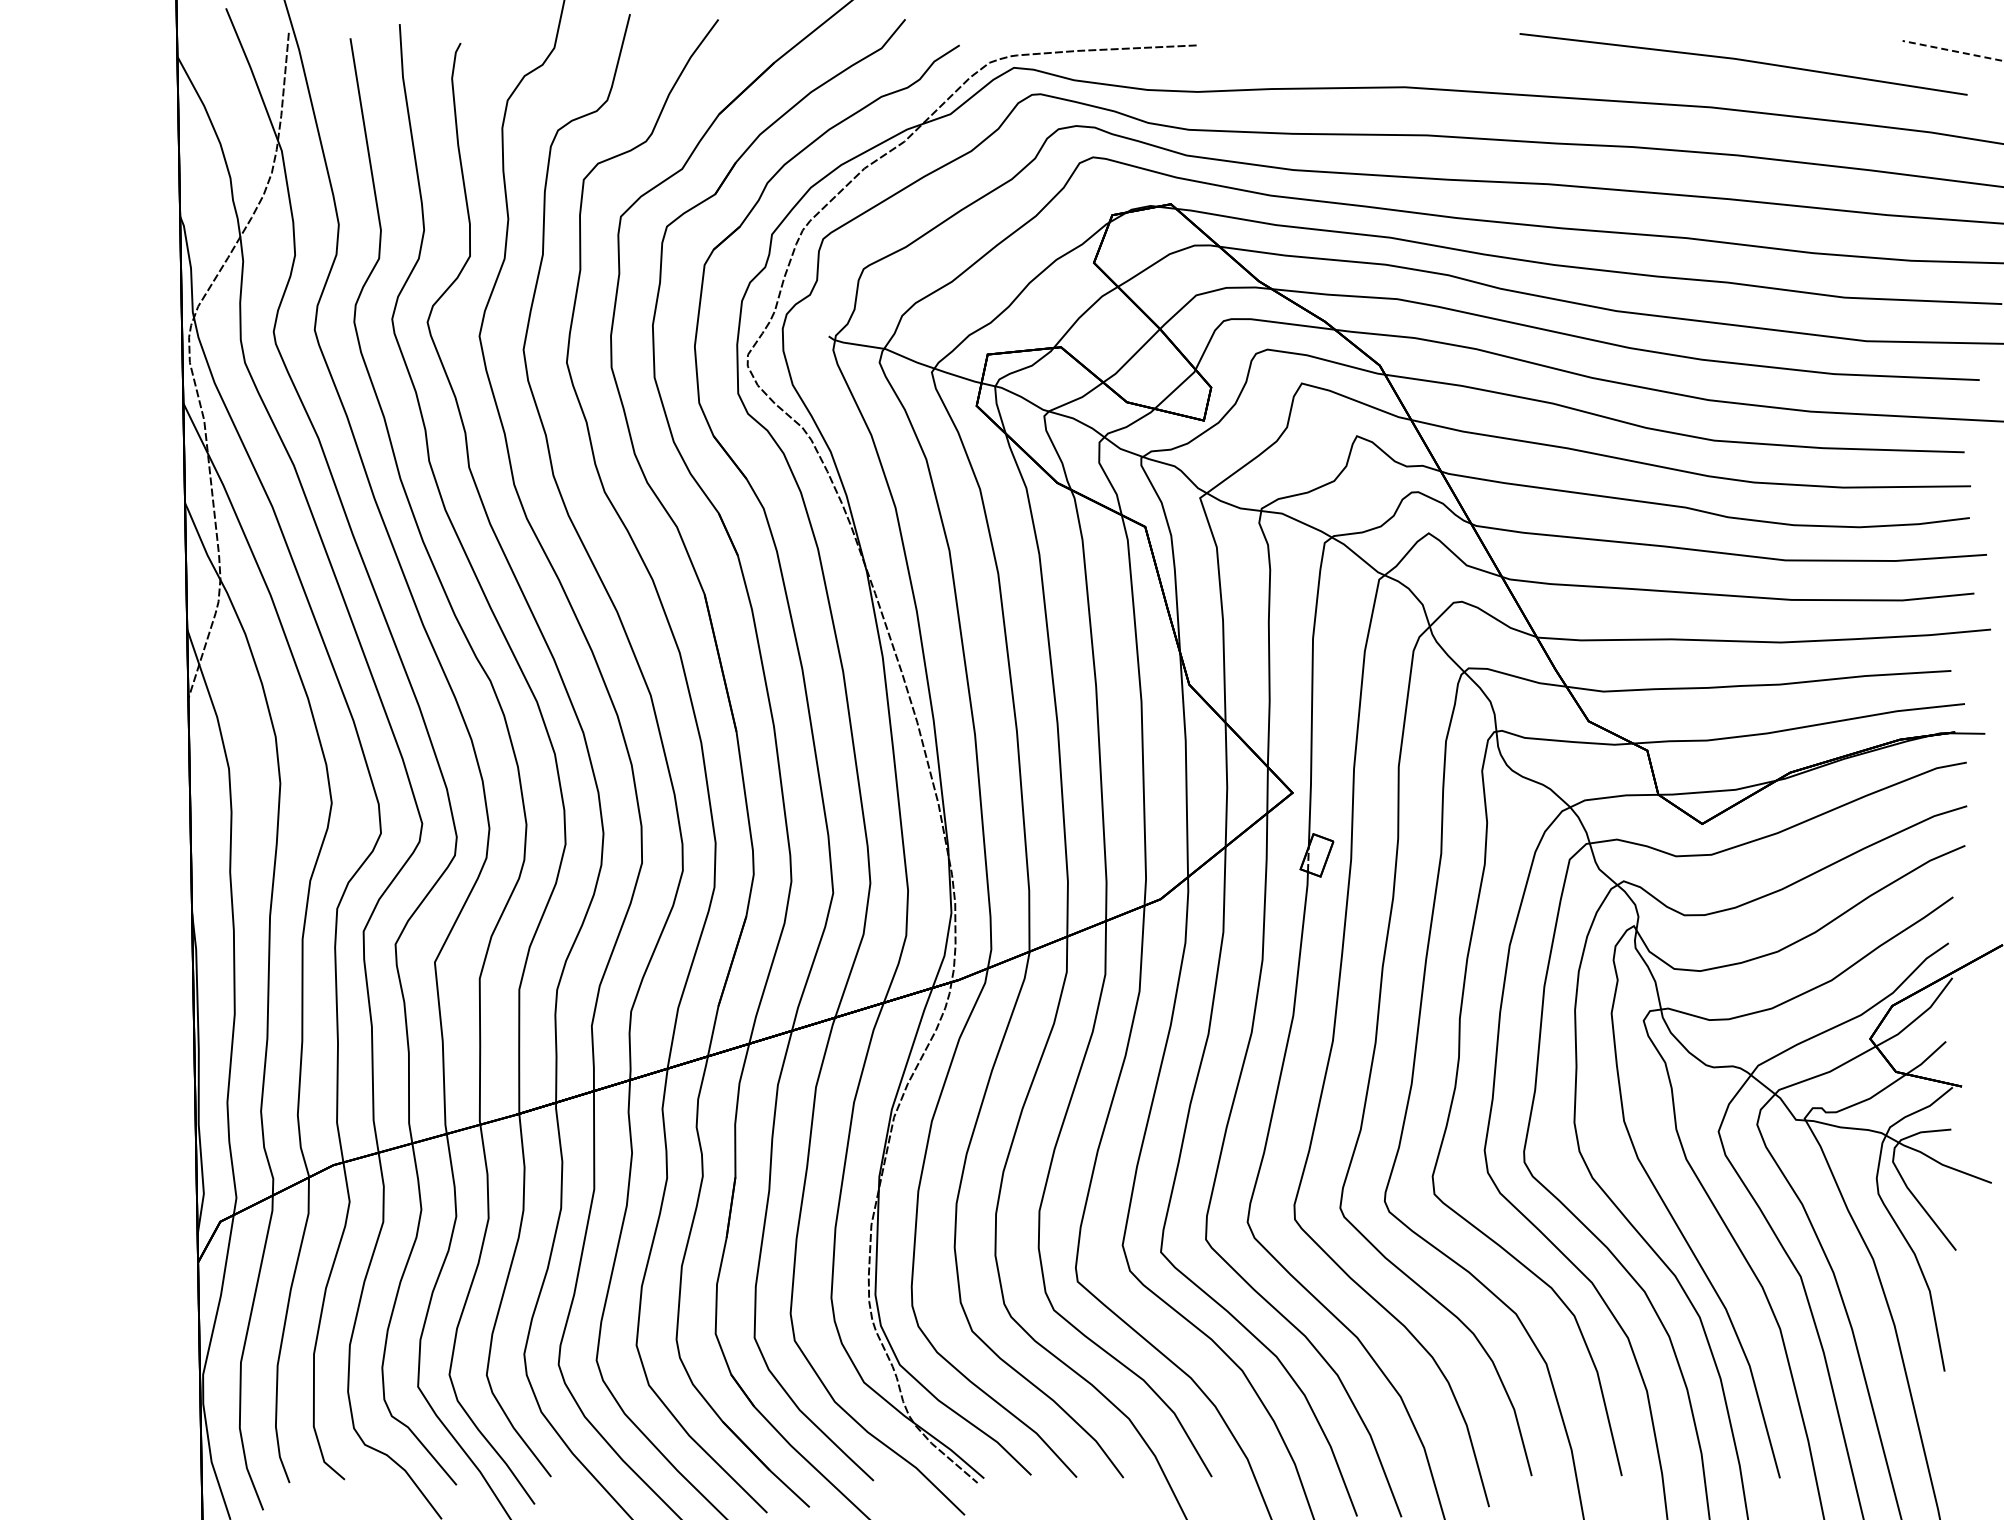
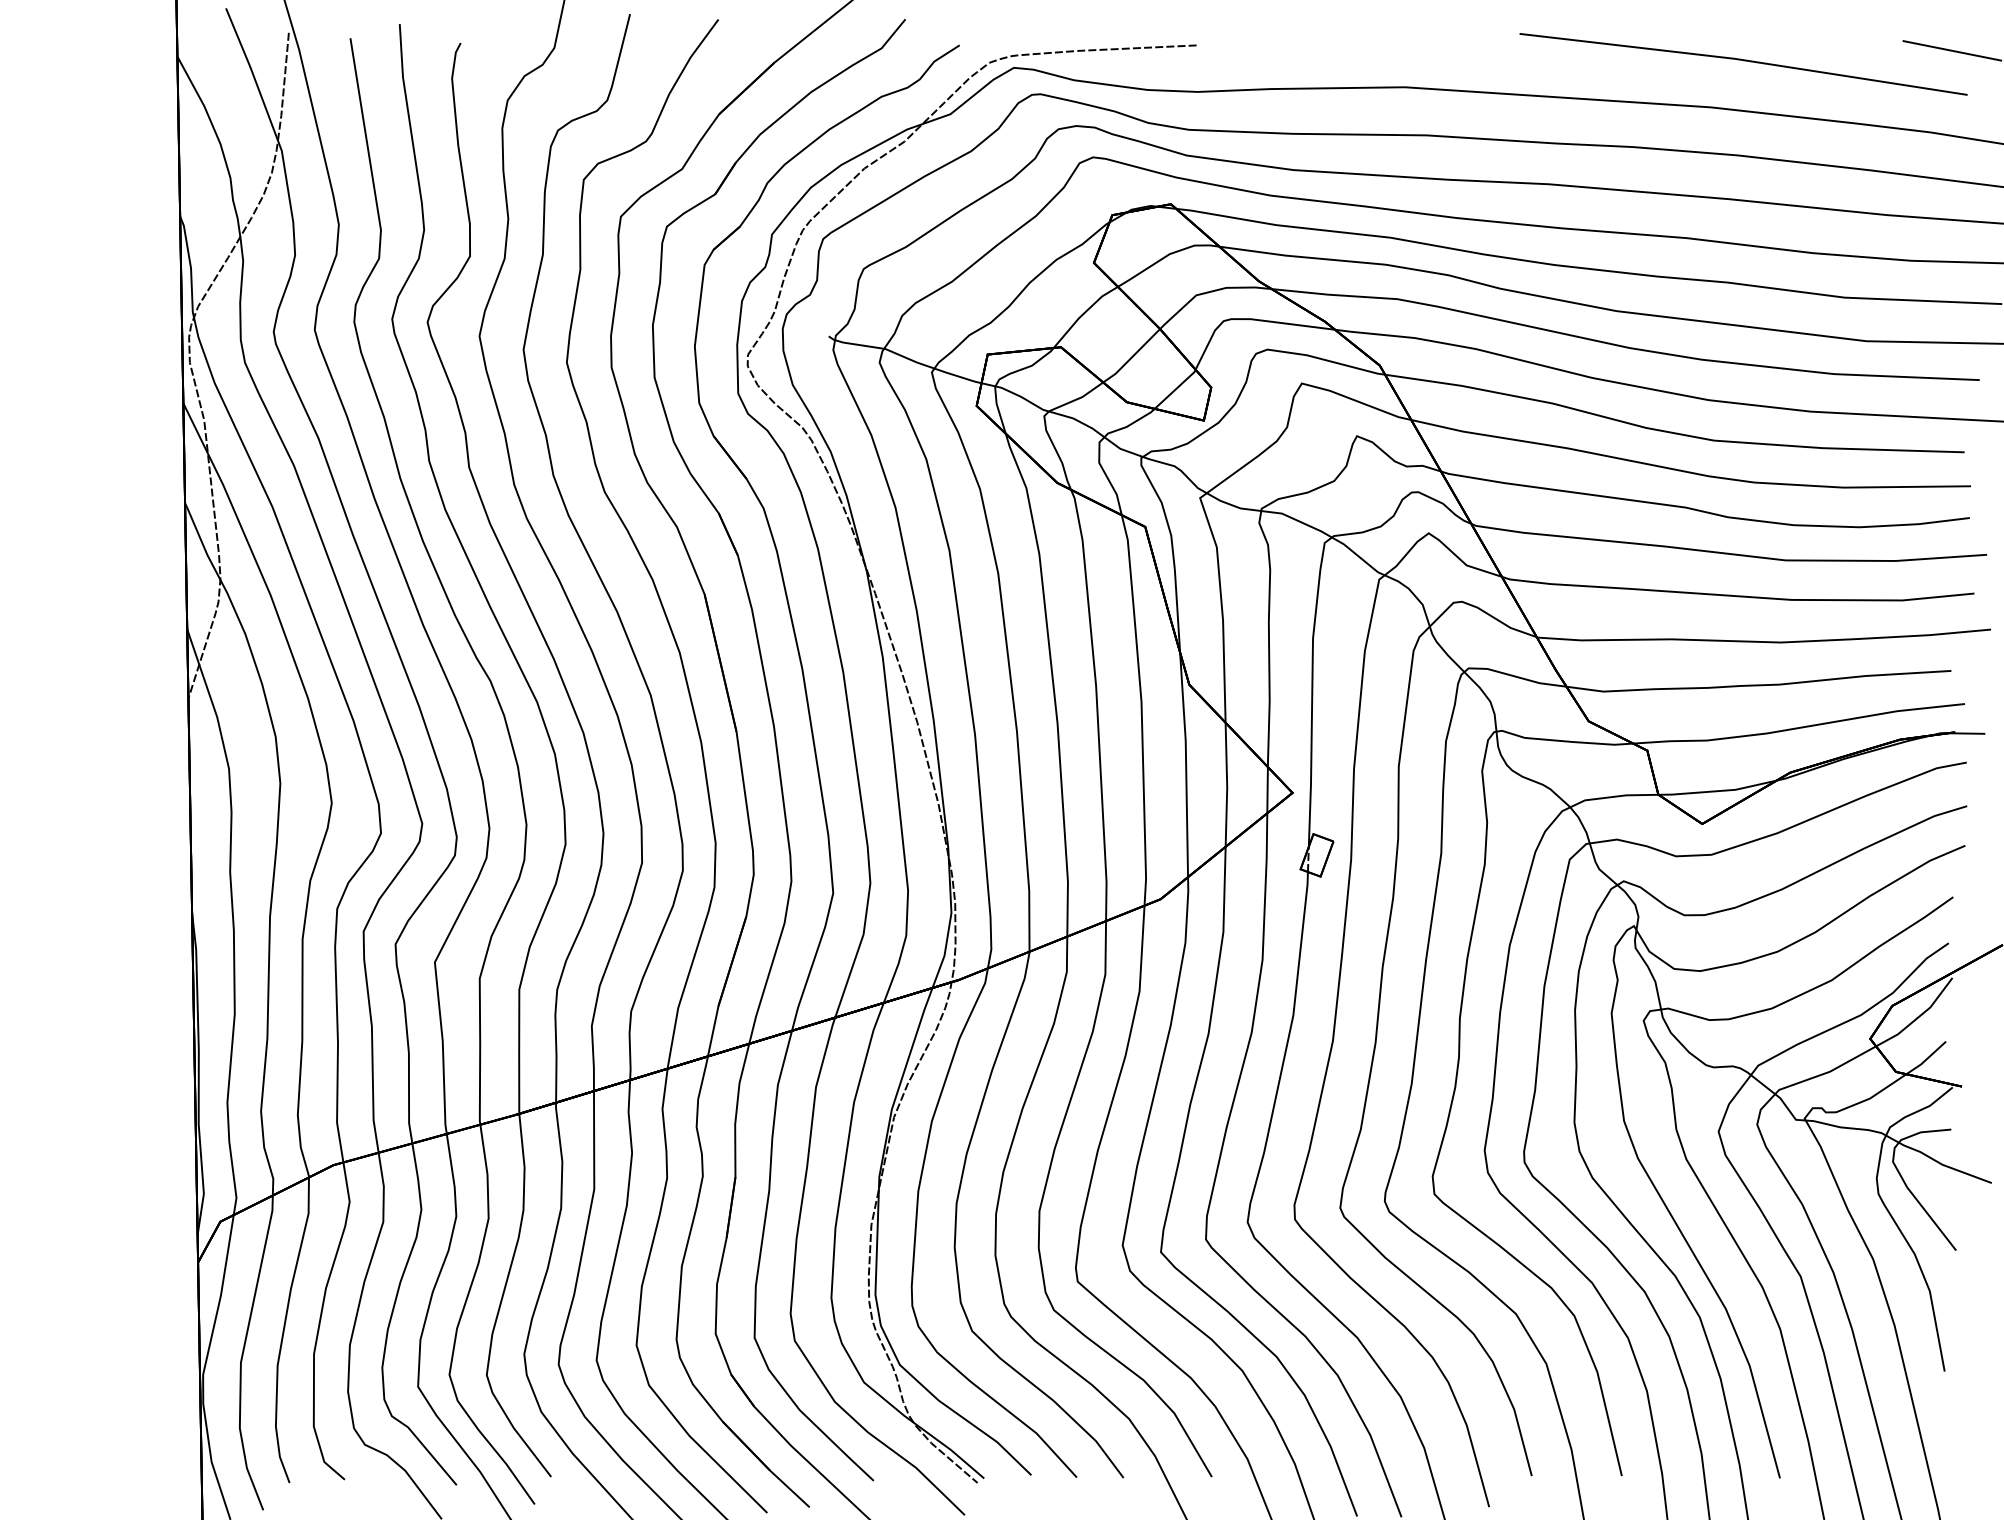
line: dashed -> solid (1952, 50)
